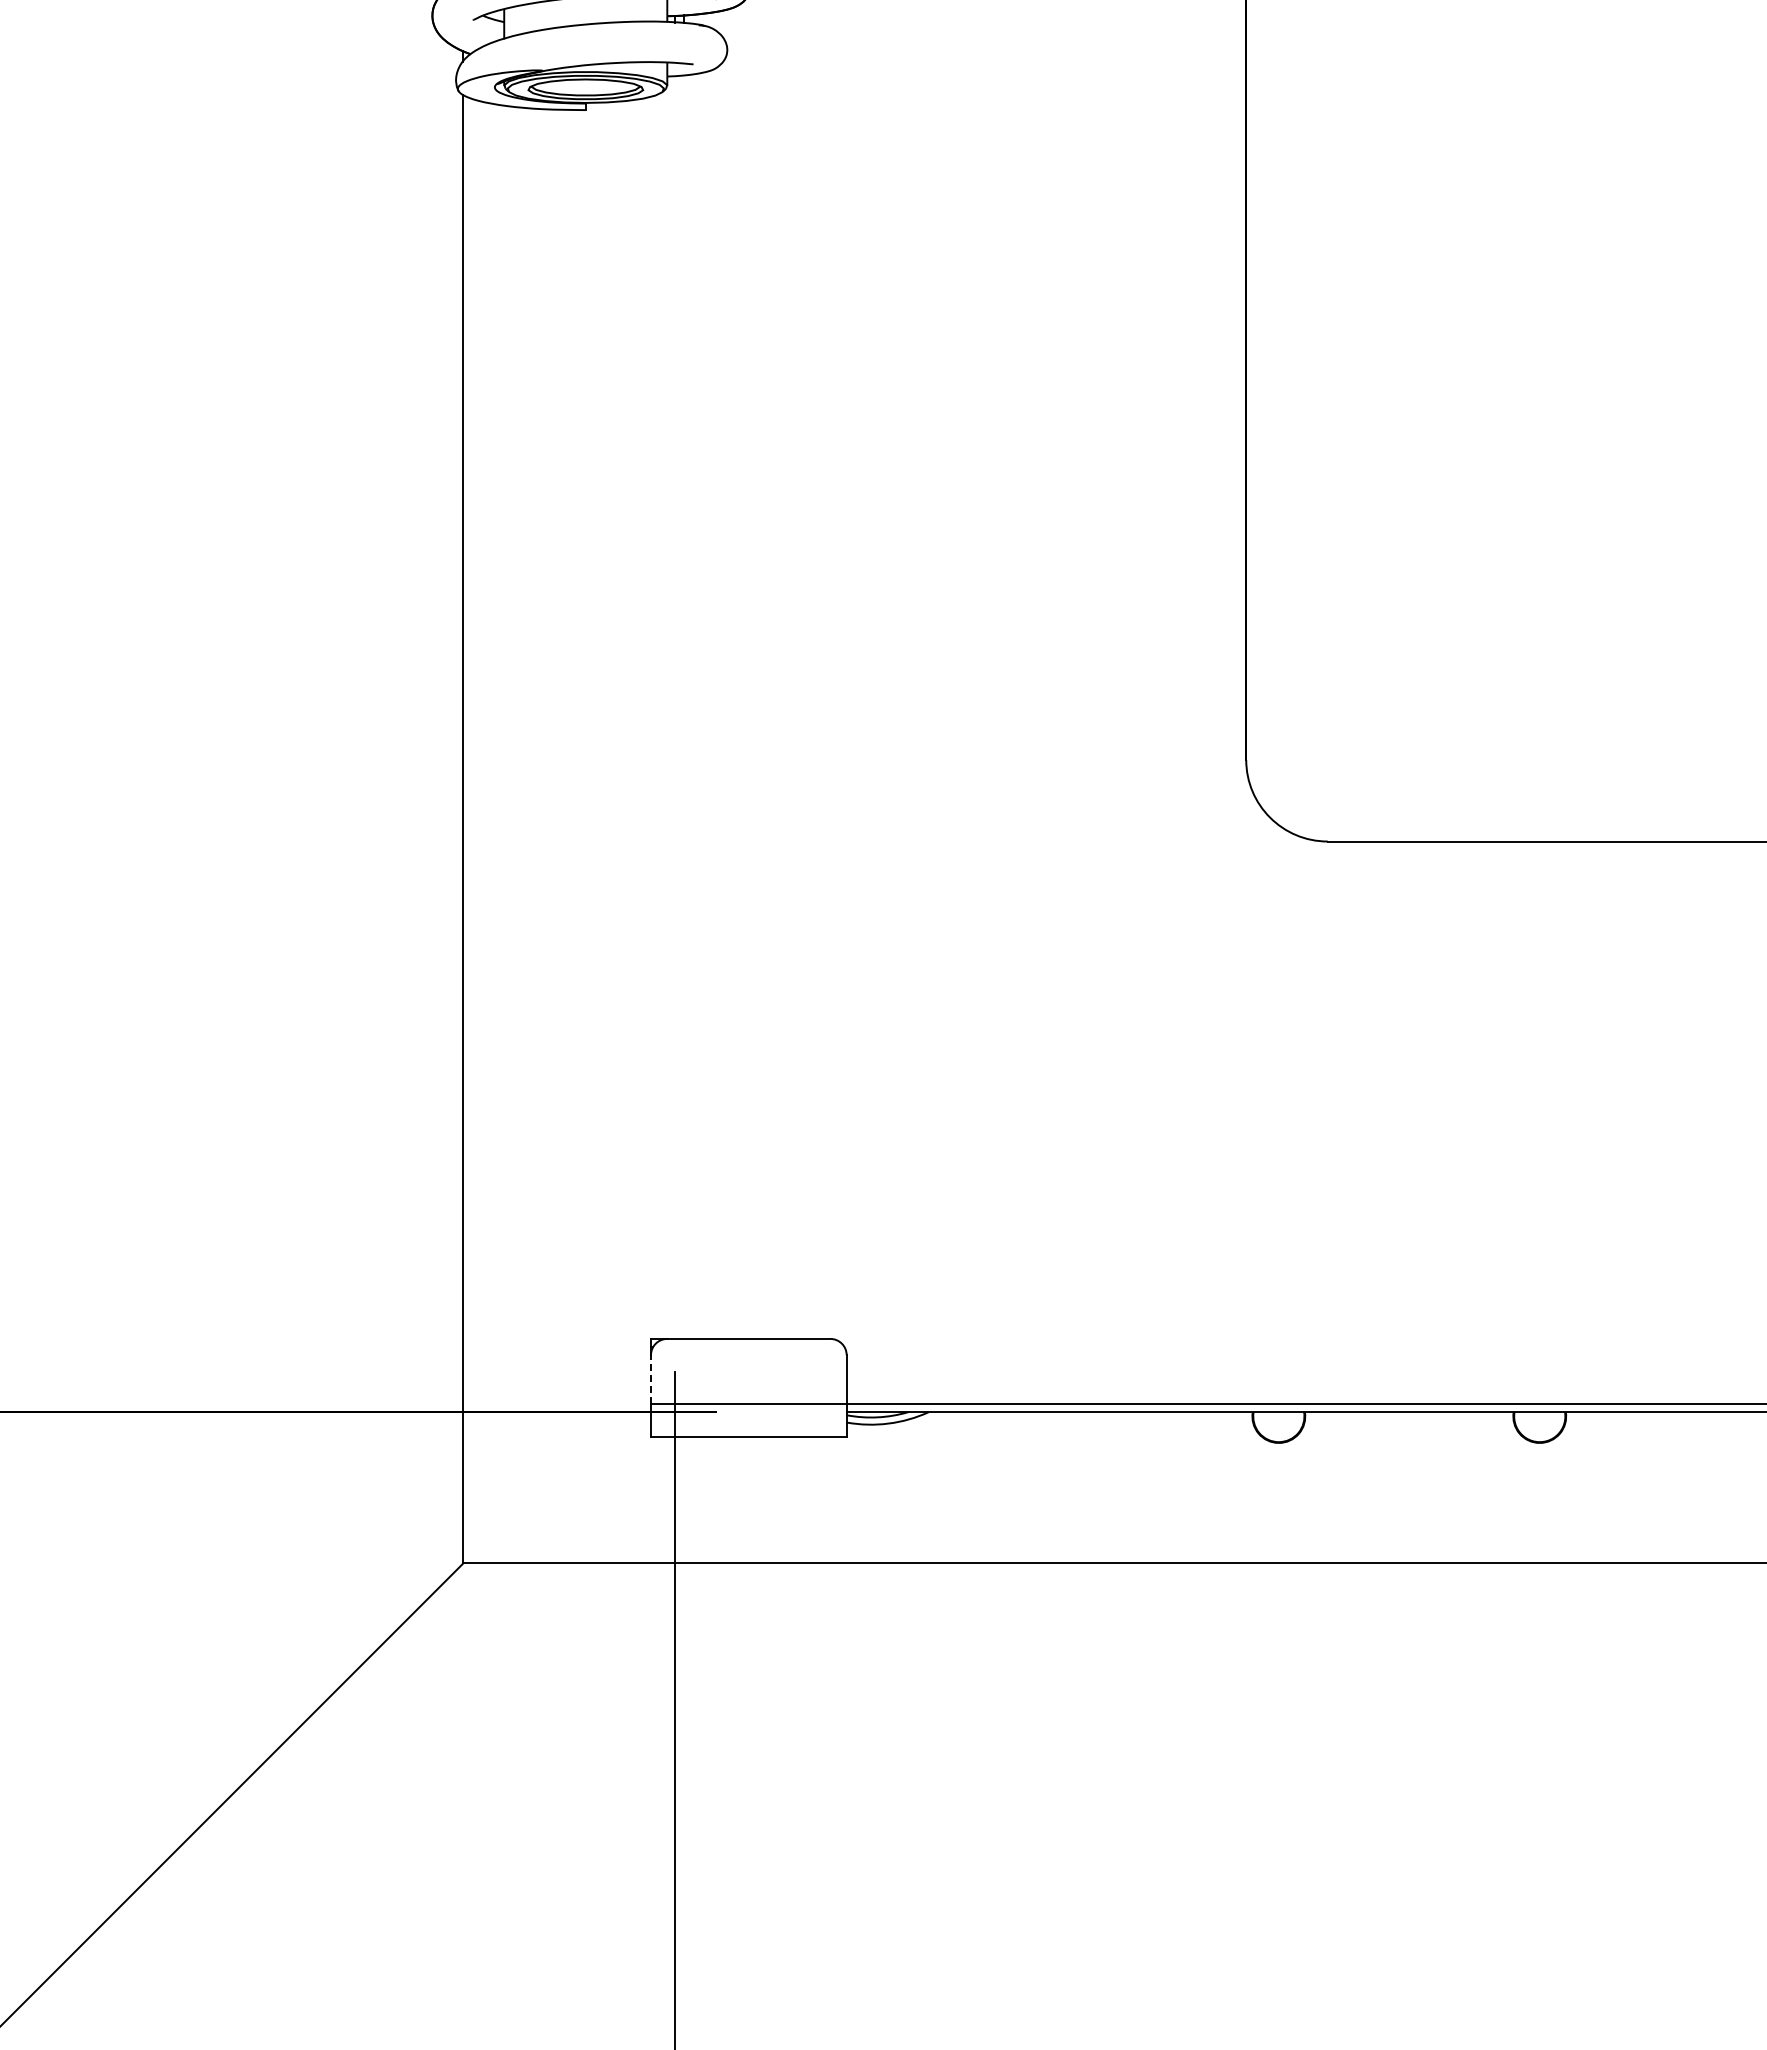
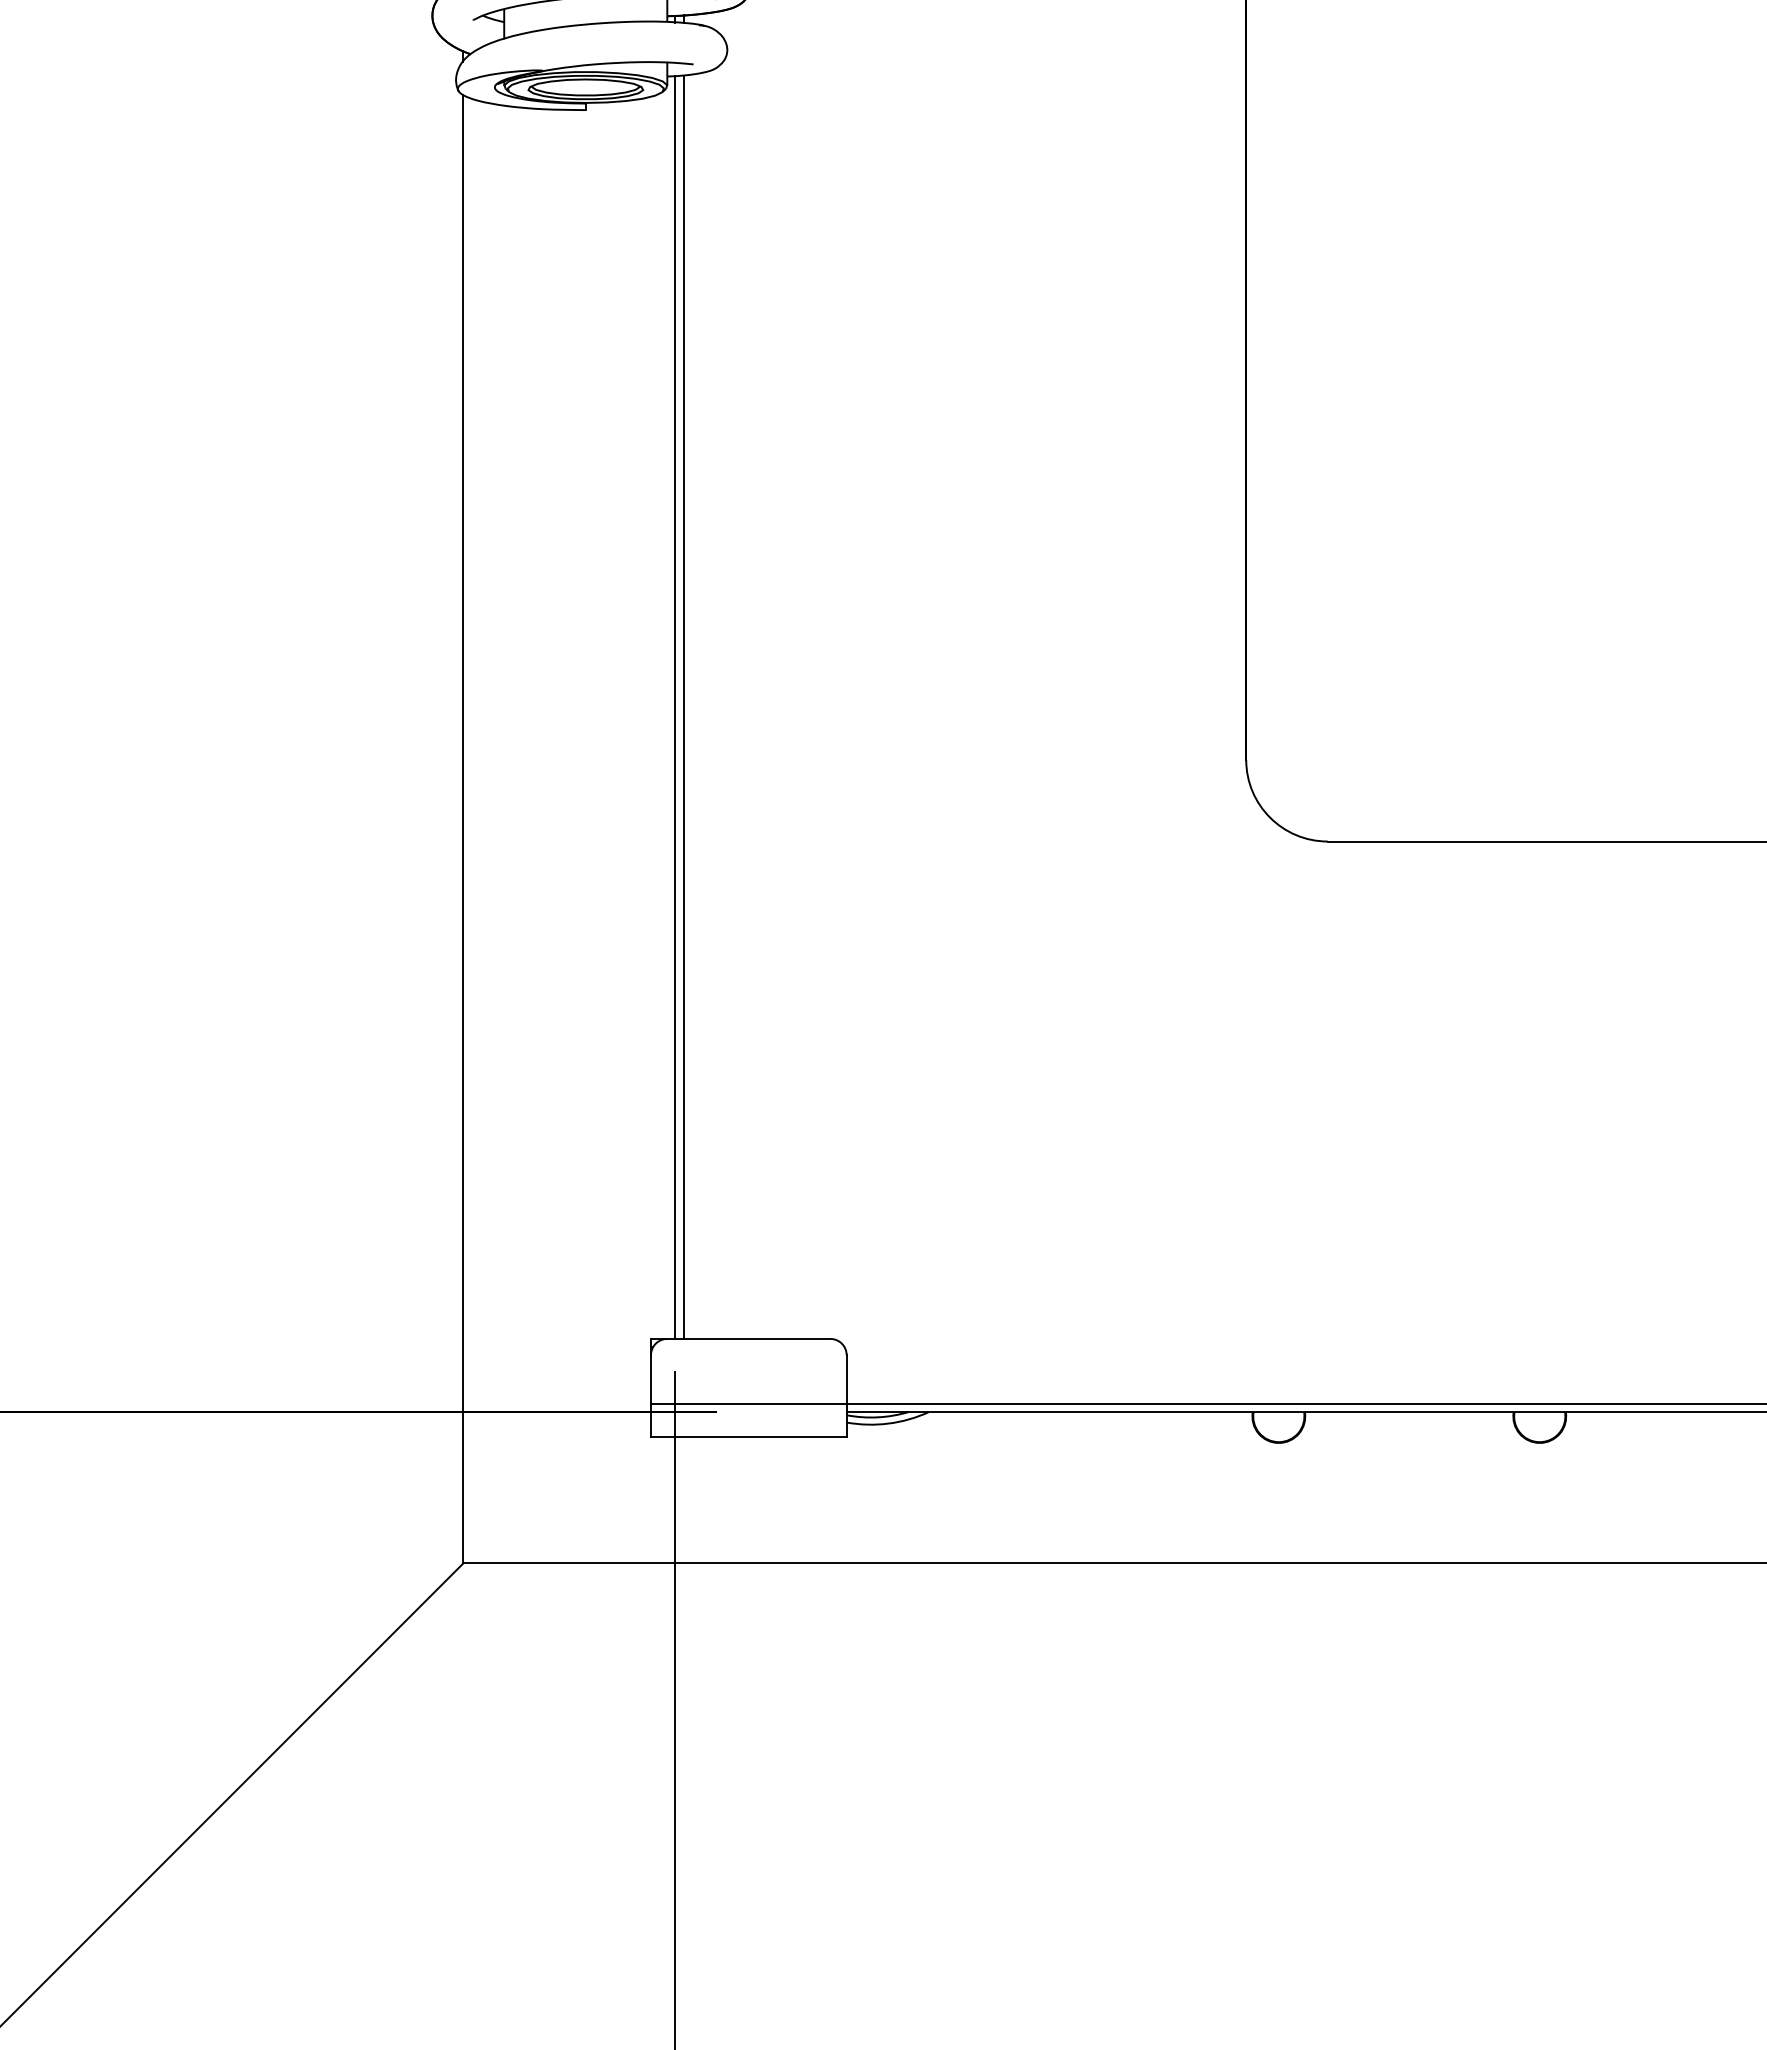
line: none -> present (683, 706)
line: none -> present (675, 707)
line: dashed -> solid (650, 1379)
